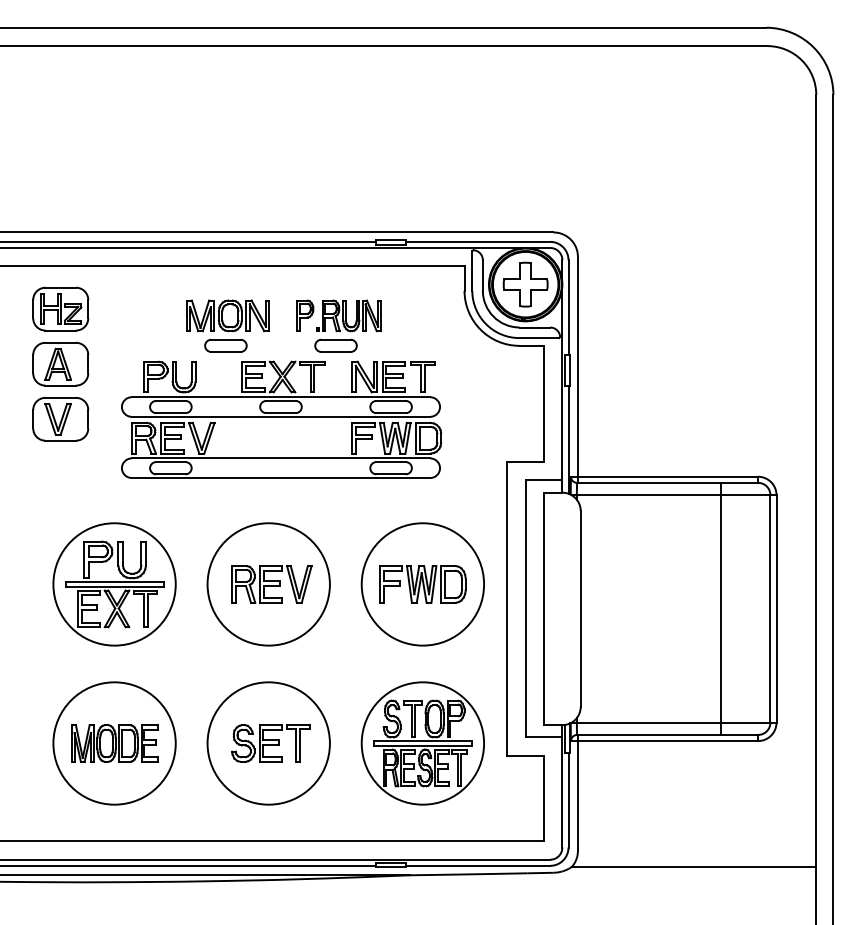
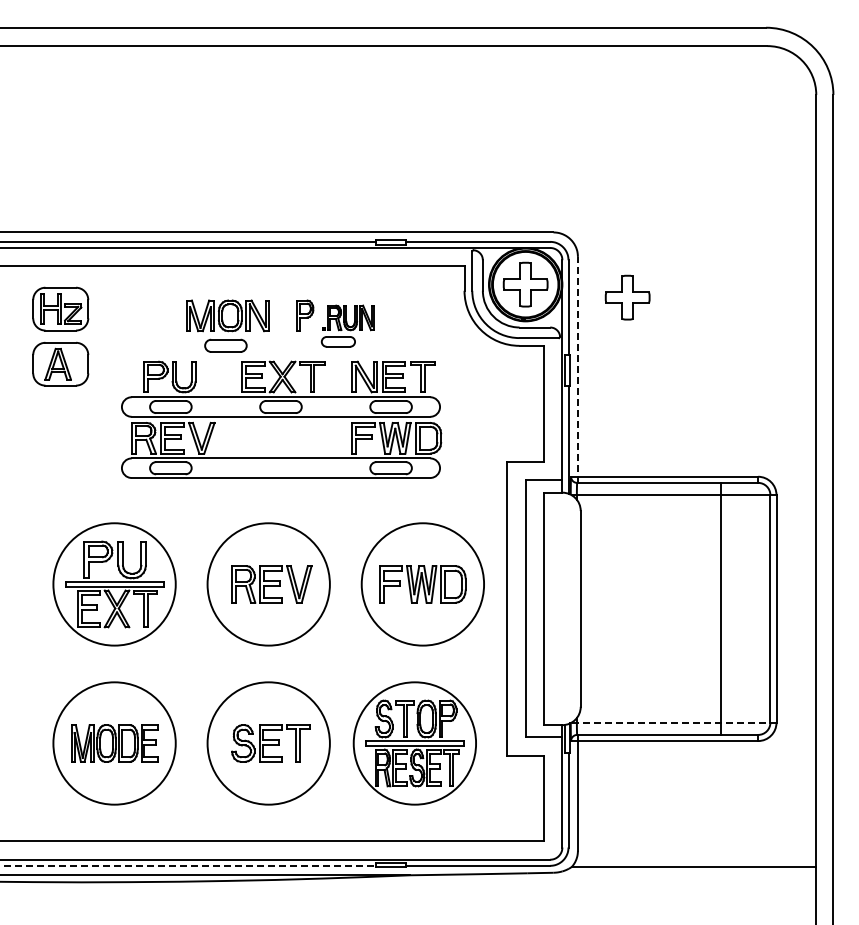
part: none -> present (627, 297)
part size: 68x54 px -> 55x44 px (347, 325)
line: solid -> dashed (577, 369)
part: present -> none (60, 419)
line: solid -> dashed (674, 722)
part position: (422, 743) -> (414, 743) (414, 743)
line: solid -> dashed (188, 865)
